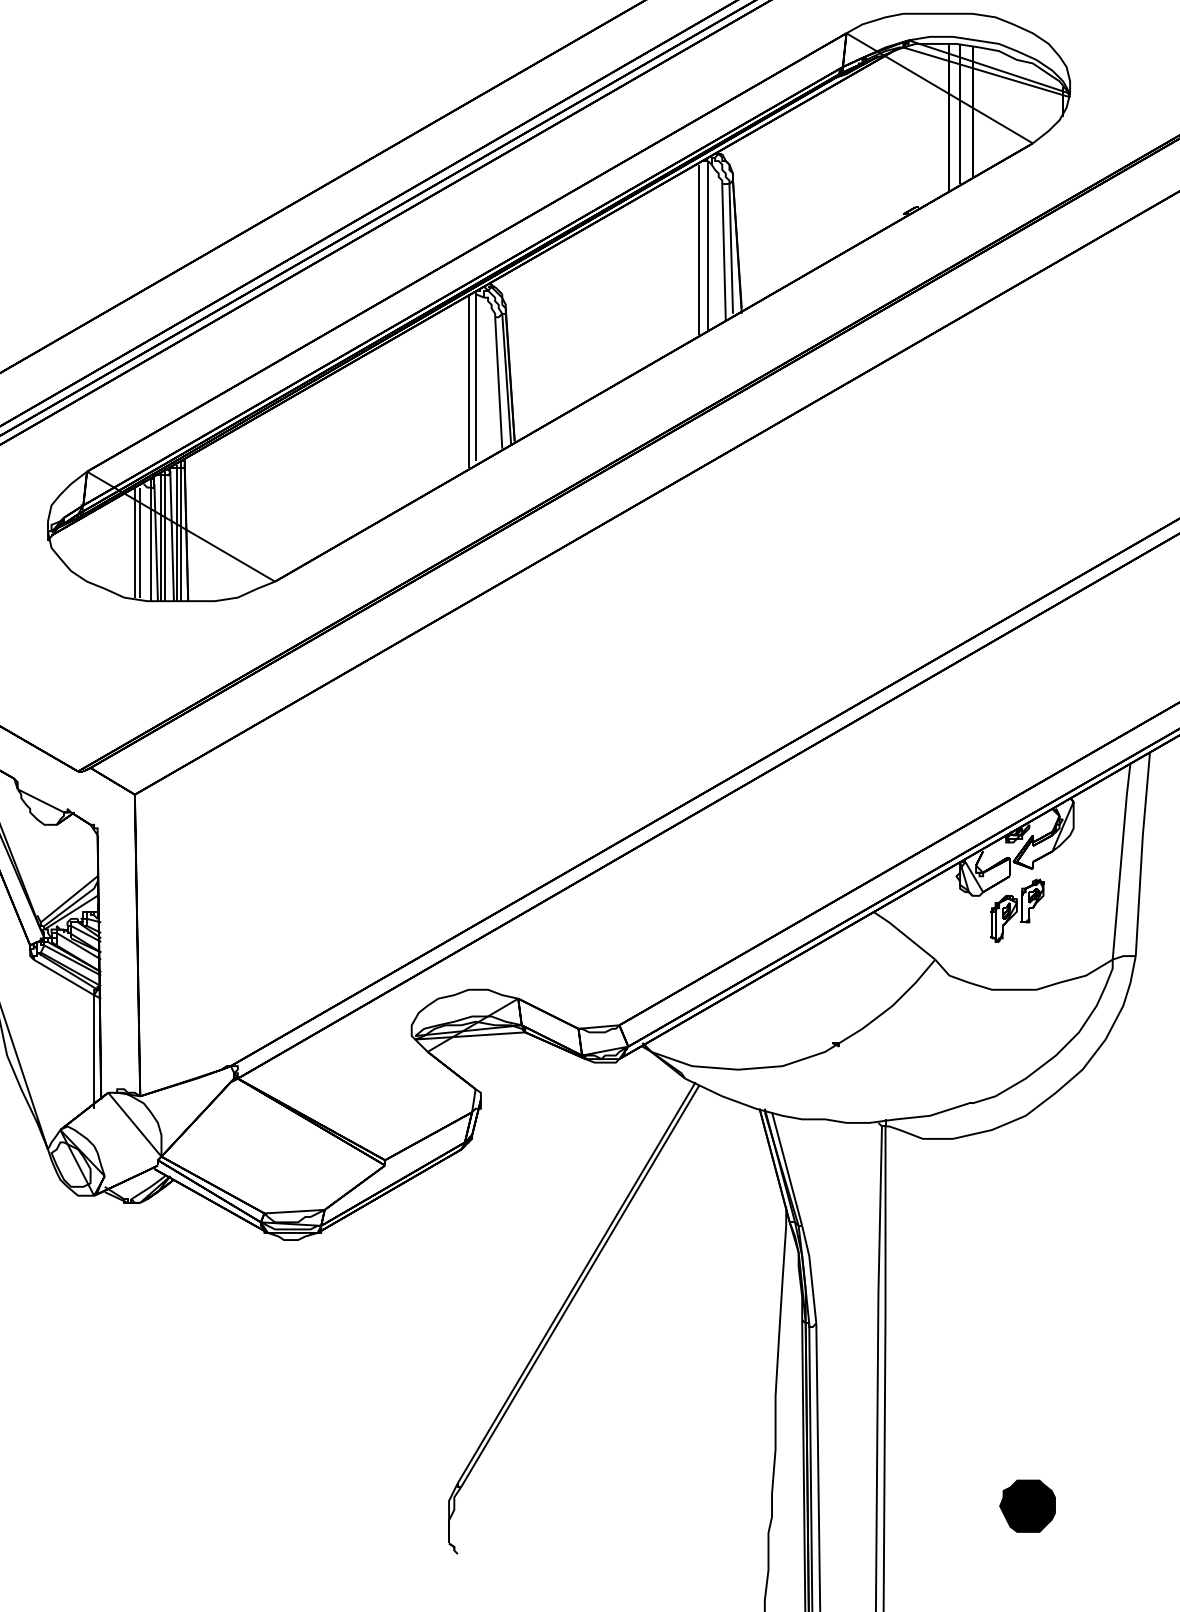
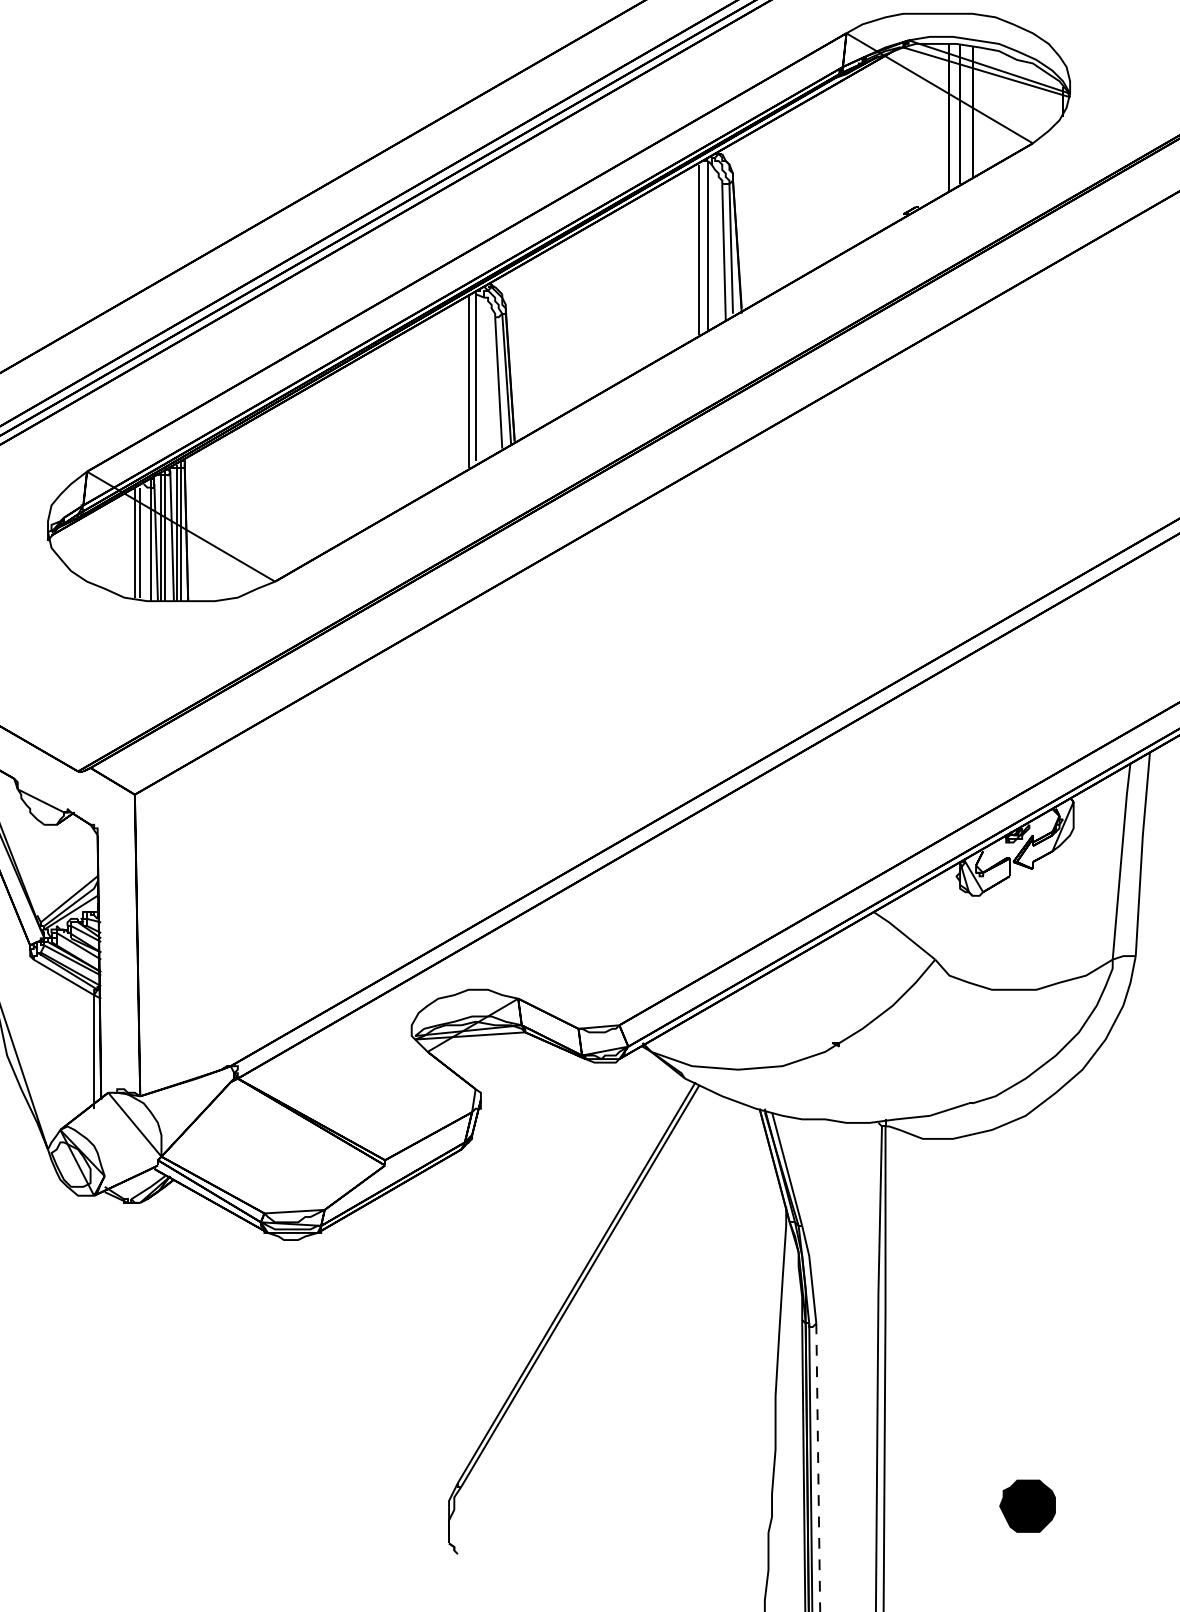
part: present -> none (1016, 910)
line: solid -> dashed (818, 1467)
